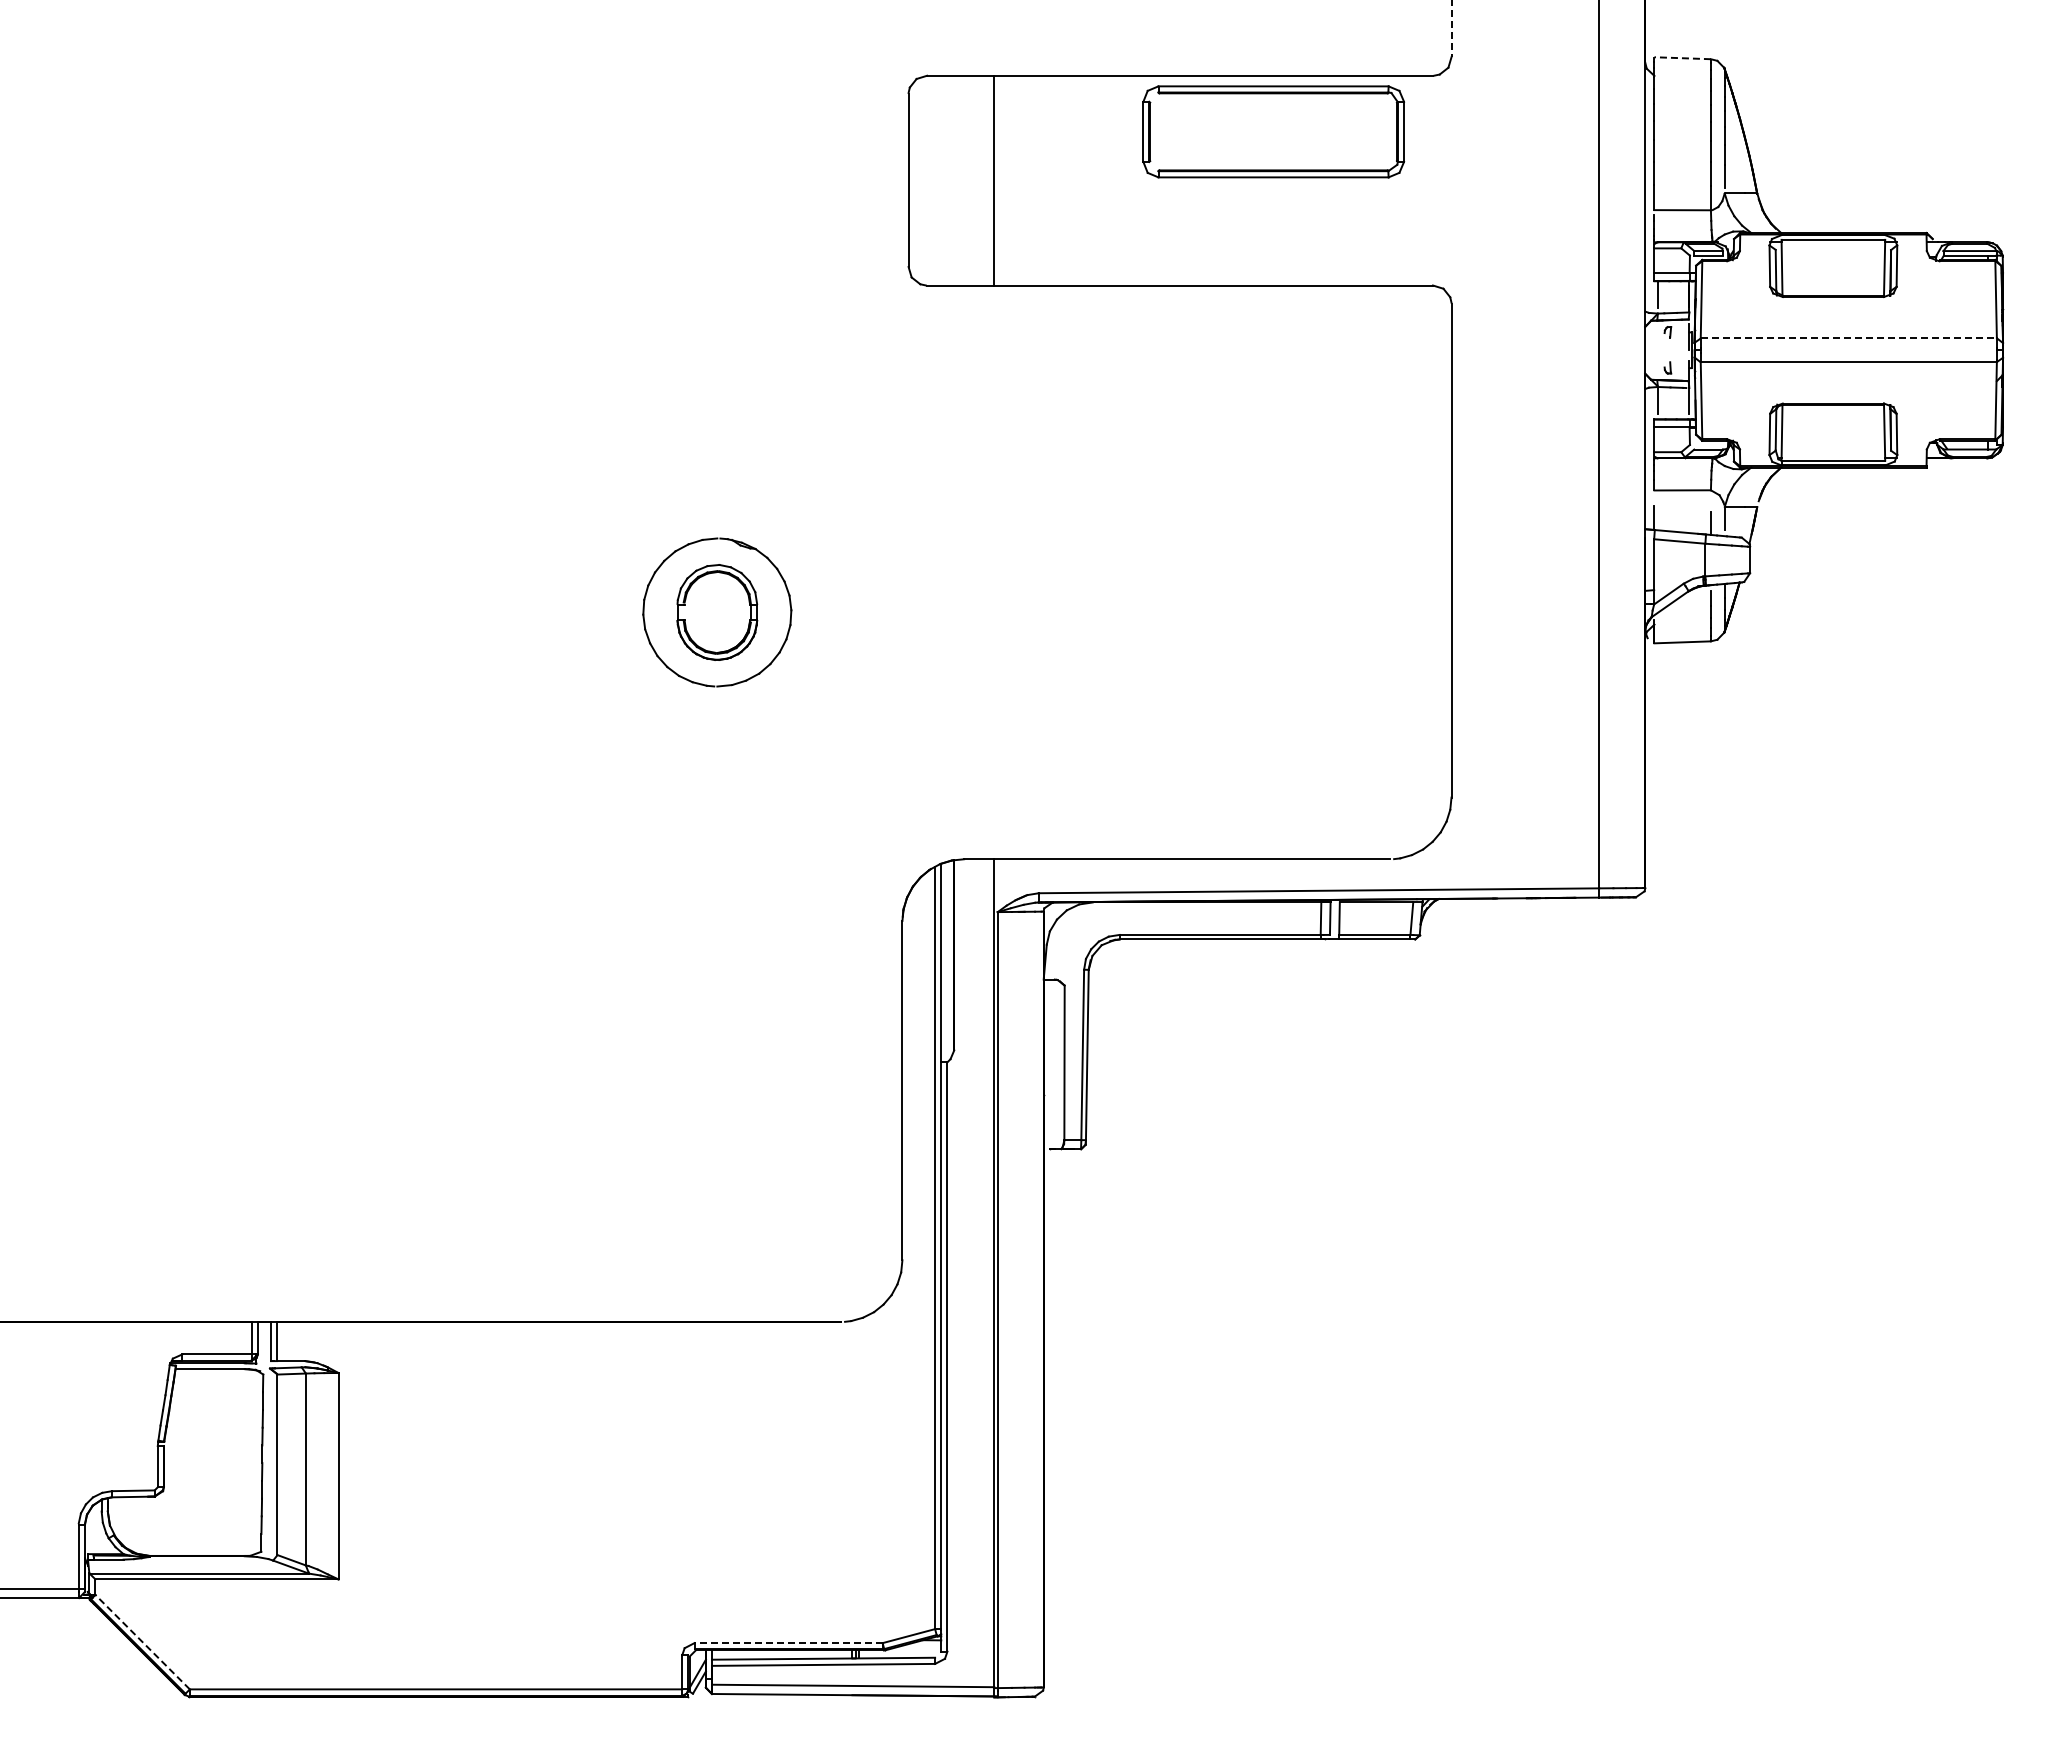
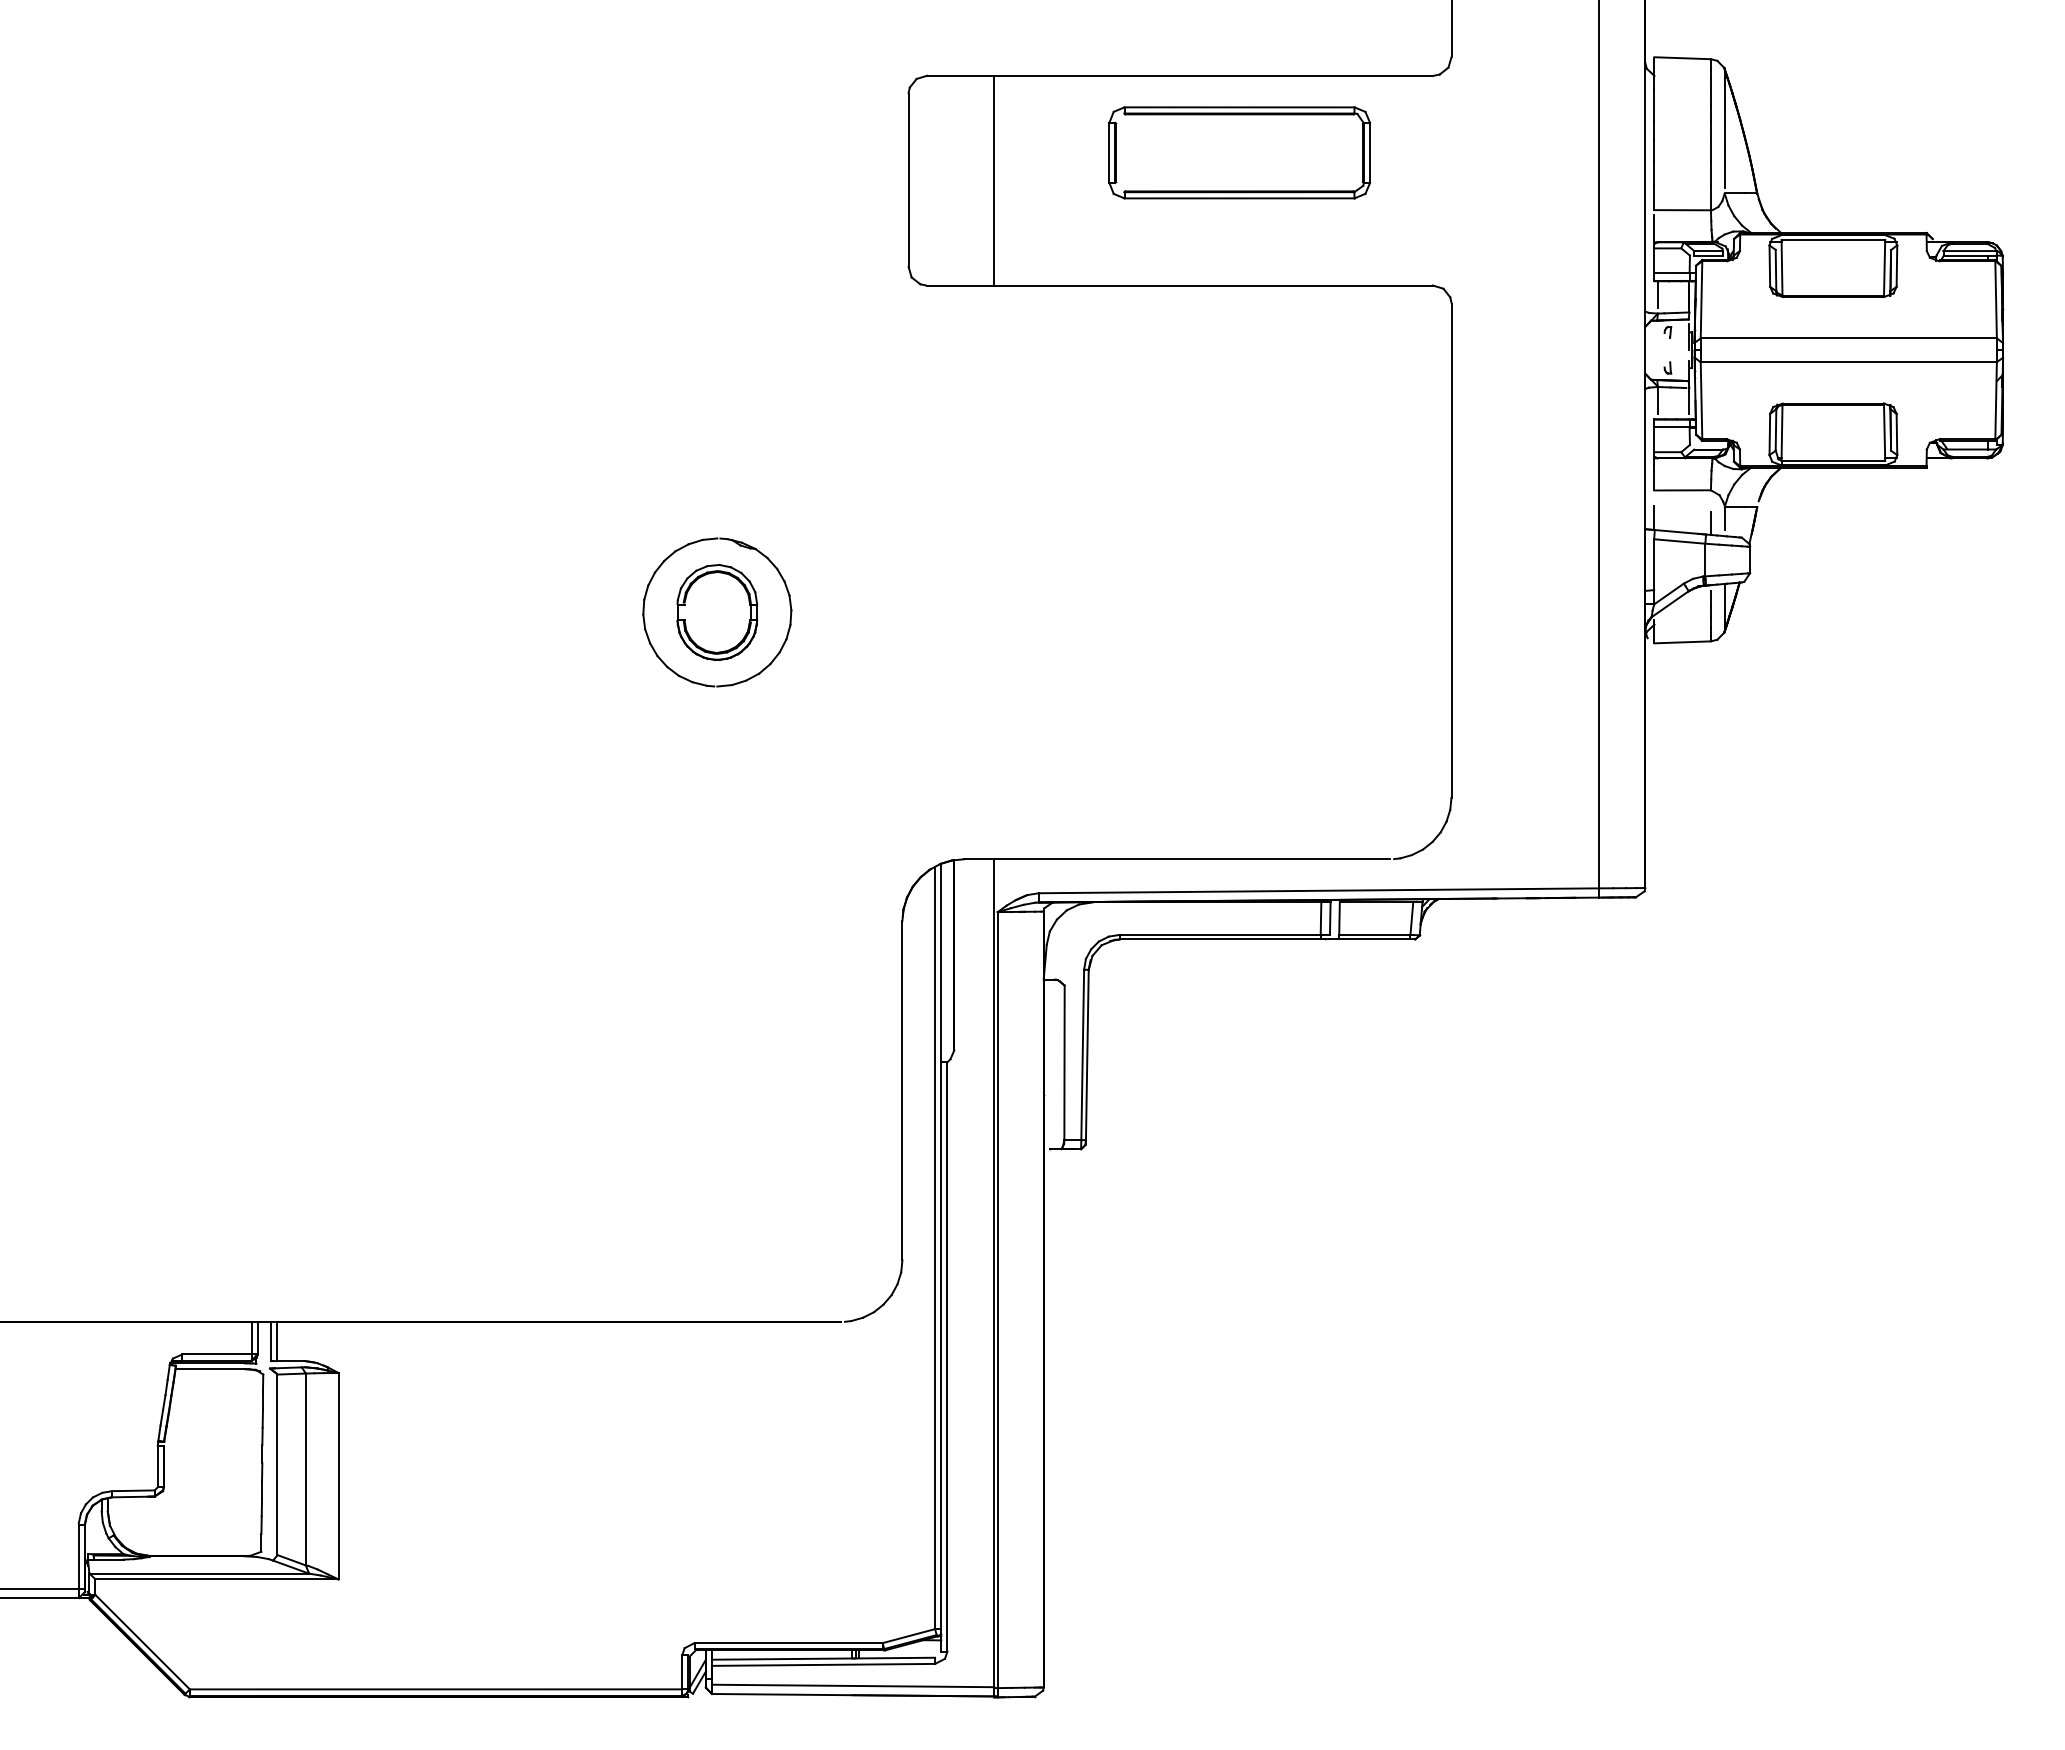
line: dashed -> solid (1451, 29)
line: dashed -> solid (1682, 58)
part position: (1273, 131) -> (1239, 152) (1239, 152)
line: dashed -> solid (1849, 338)
line: dashed -> solid (142, 1642)
line: dashed -> solid (788, 1643)
